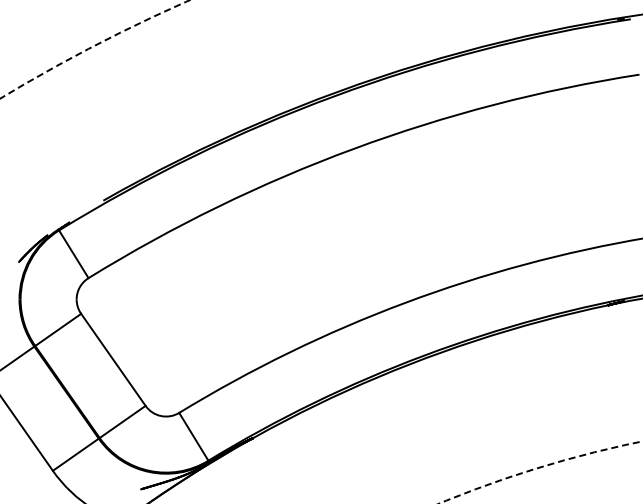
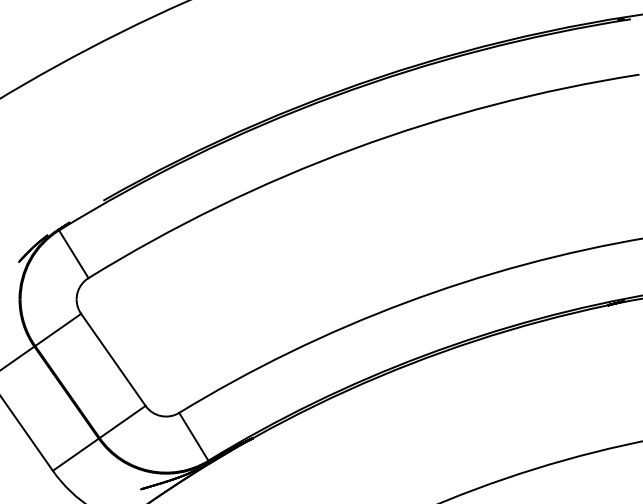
arc: dashed -> solid (93, 46)
arc: dashed -> solid (538, 468)
